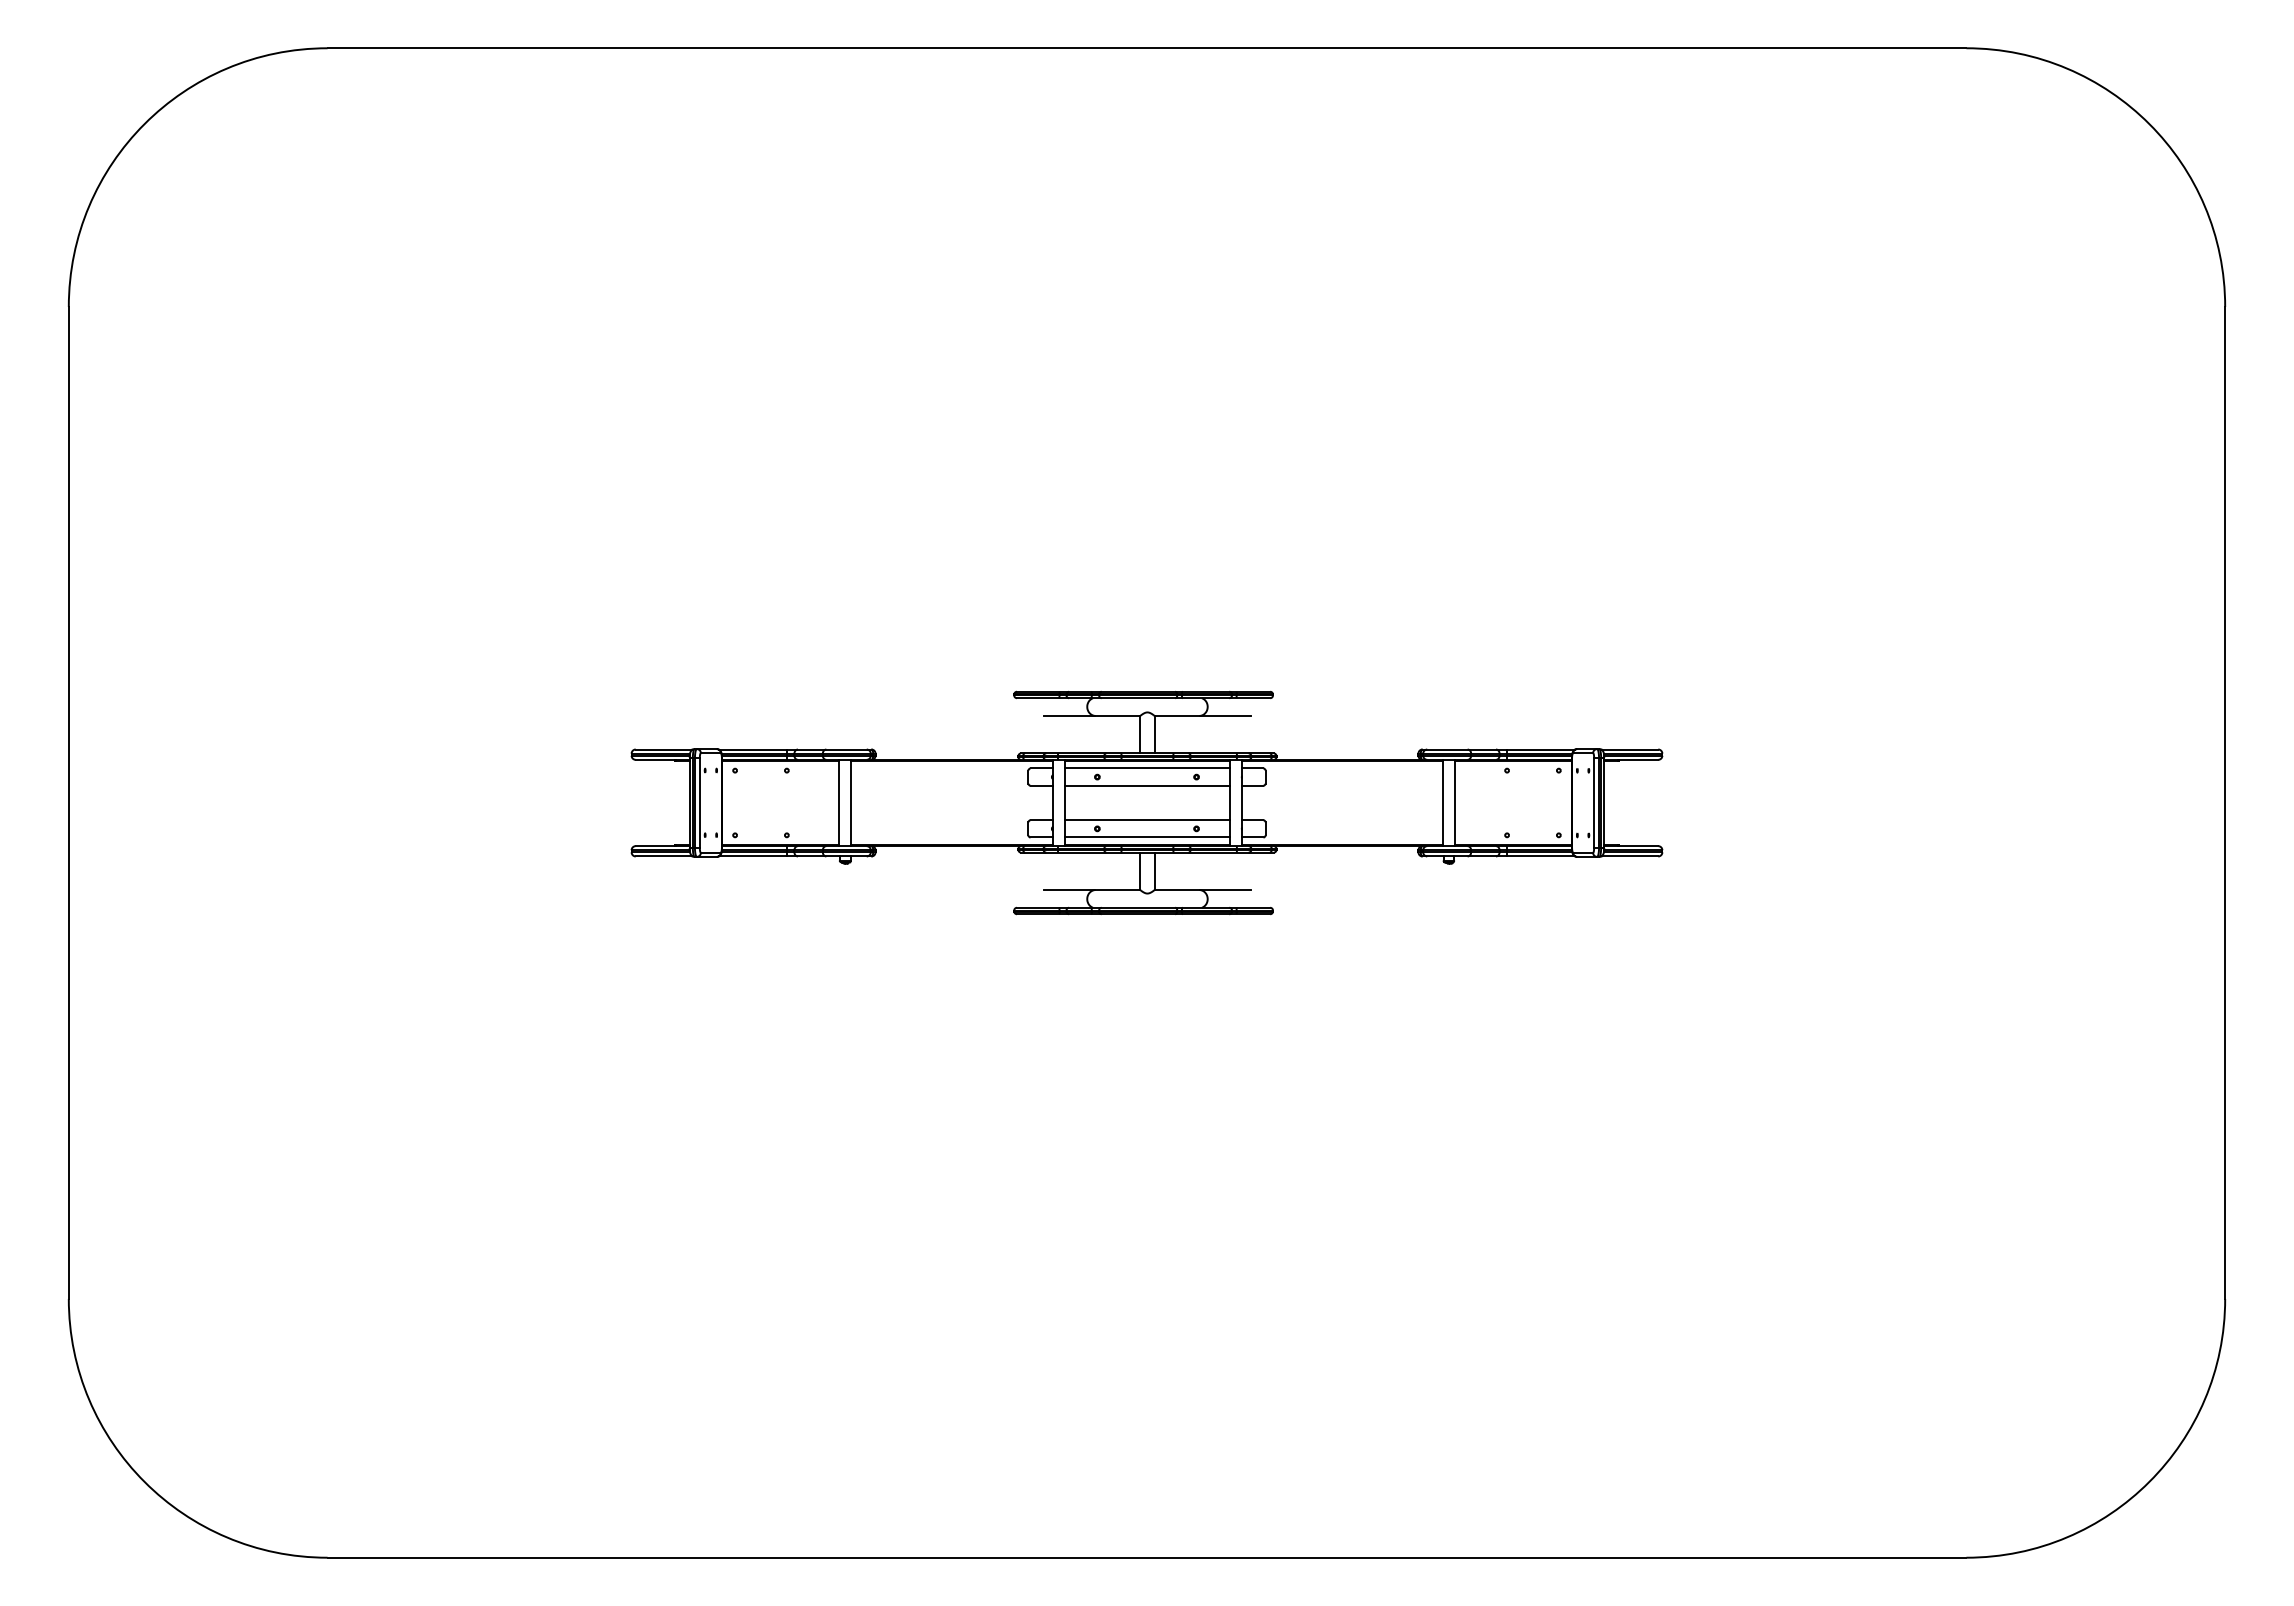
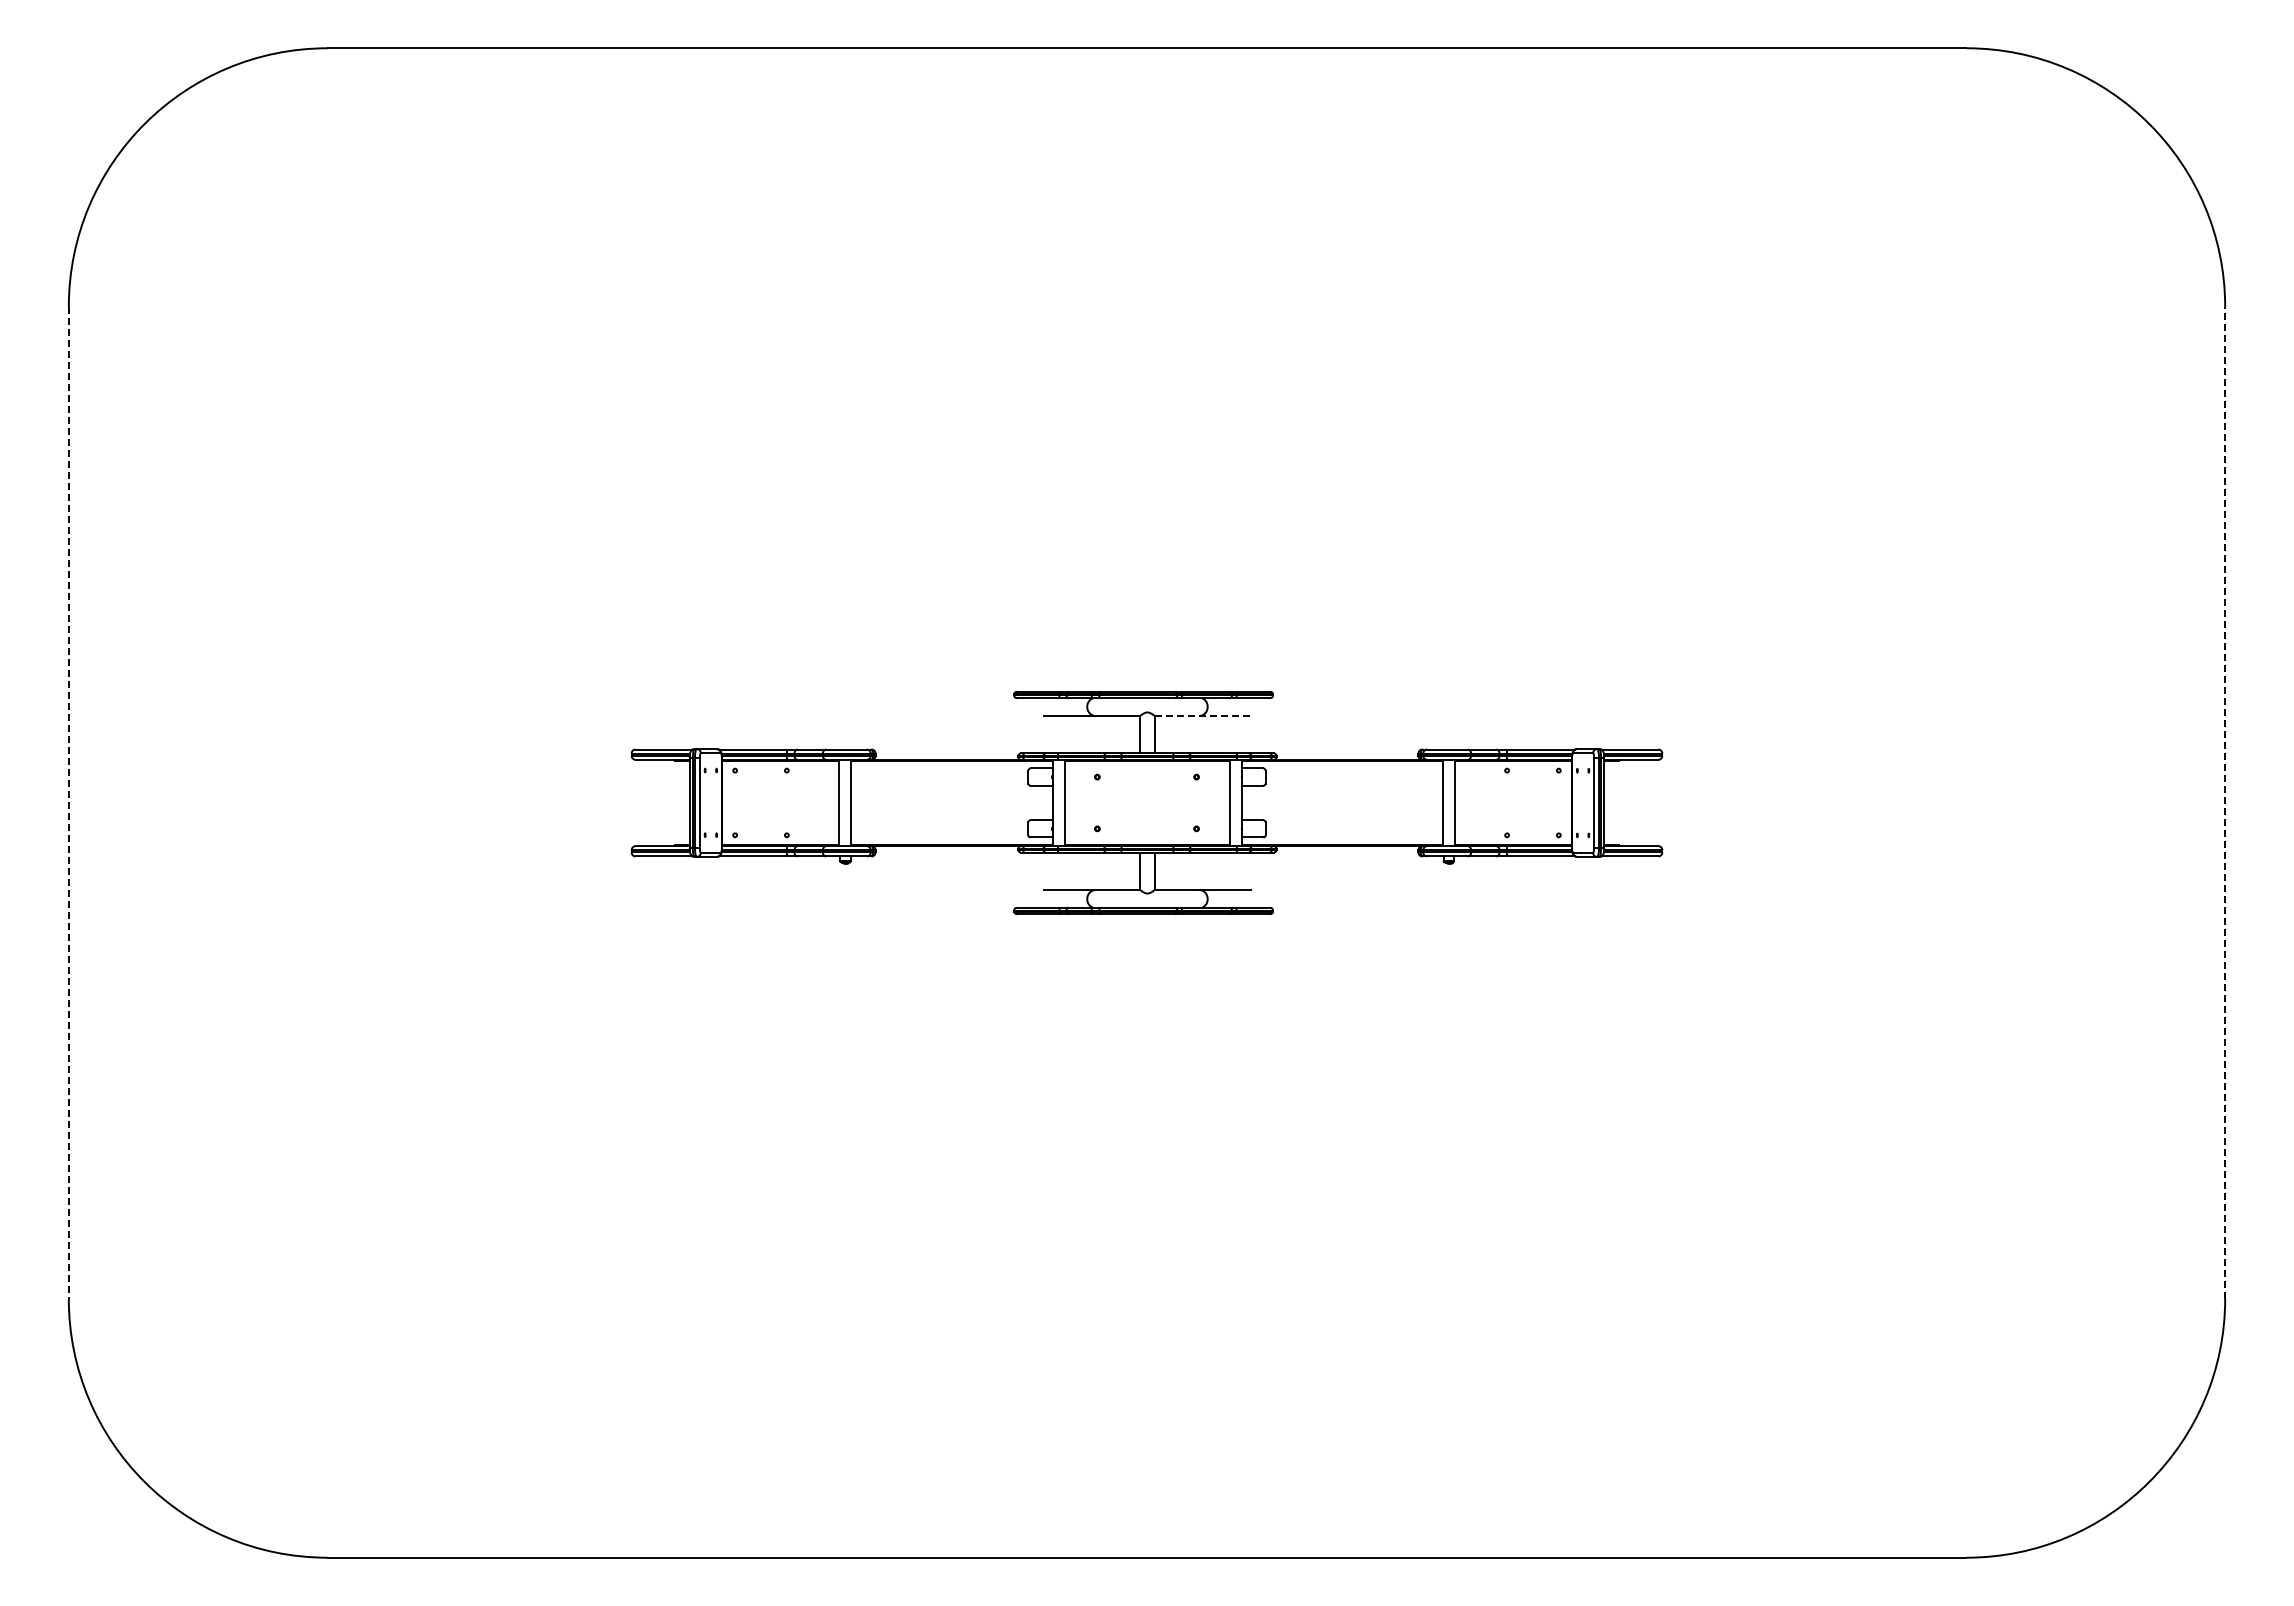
line: solid -> dashed (1202, 715)
line: present -> none (1147, 768)
line: present -> none (1147, 785)
line: solid -> dashed (68, 802)
line: solid -> dashed (2225, 802)
line: present -> none (1147, 820)
line: present -> none (1147, 837)
